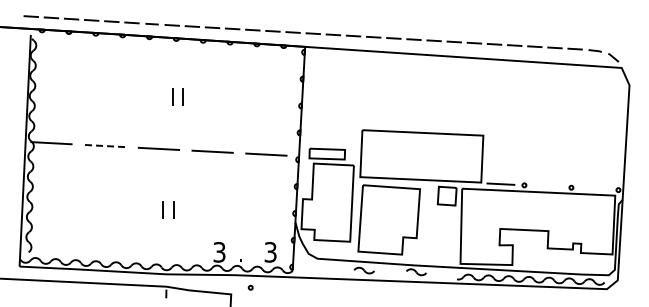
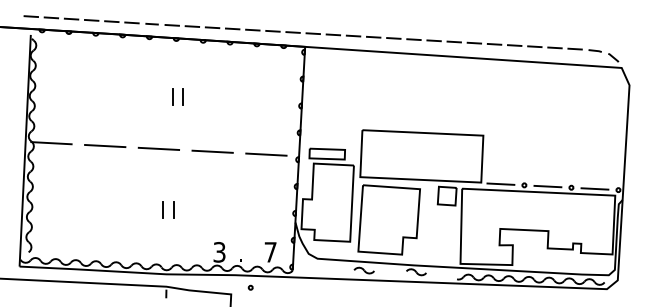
line: dashed -> solid (105, 146)
line: none -> present (547, 186)
line: none -> present (594, 188)
text: 3 -> 7 (270, 252)
